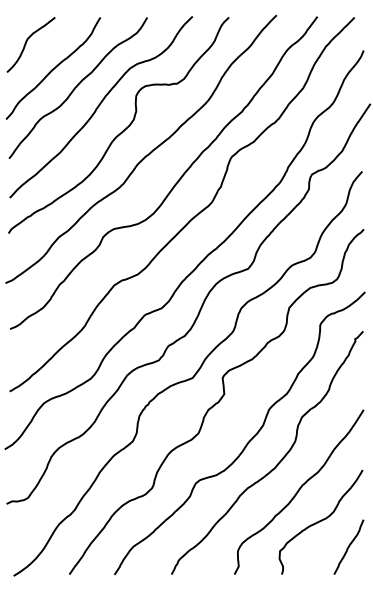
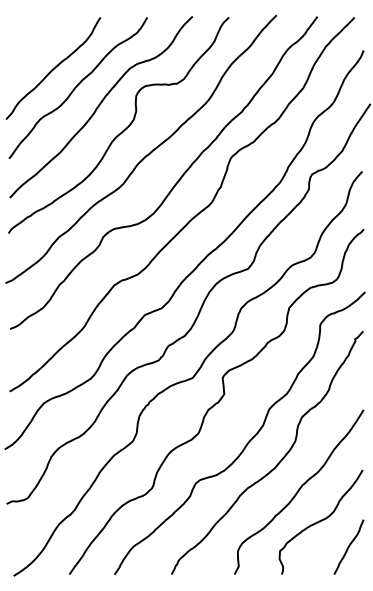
curve: present -> none (26, 44)
